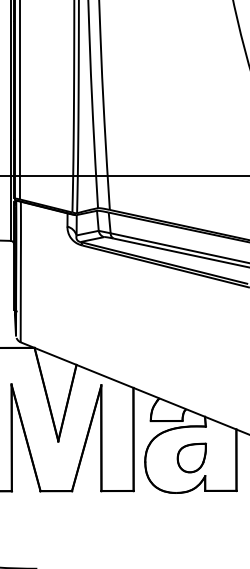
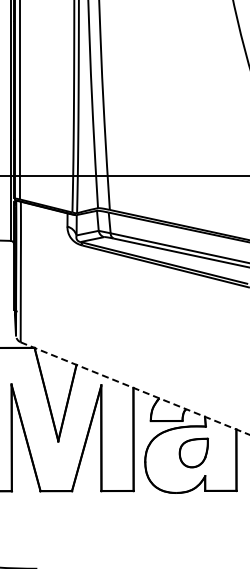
line: solid -> dashed (135, 388)
part position: (191, 457) -> (193, 452) (193, 452)
